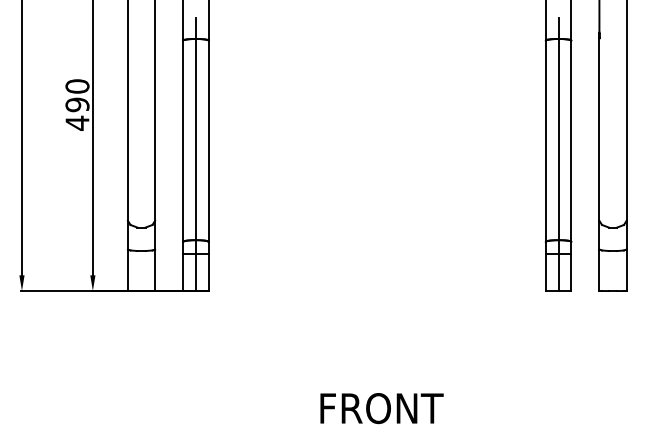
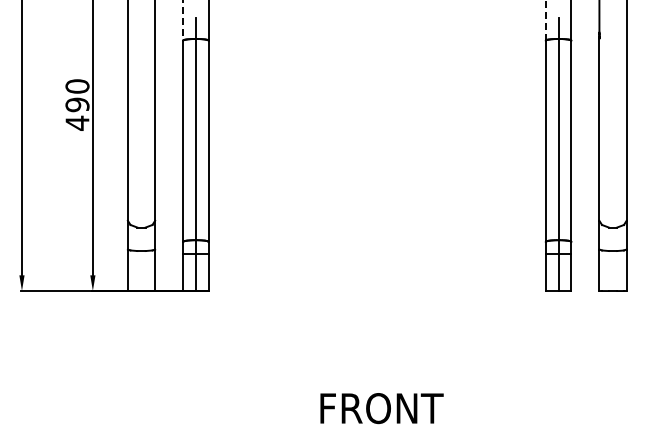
line: solid -> dashed (545, 20)
line: solid -> dashed (183, 21)
